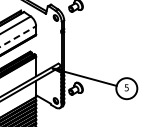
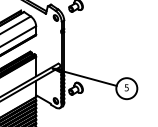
line: dashed -> solid (18, 36)
